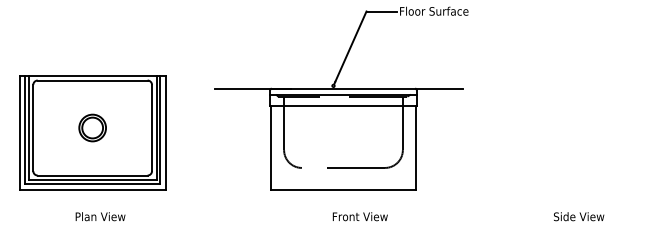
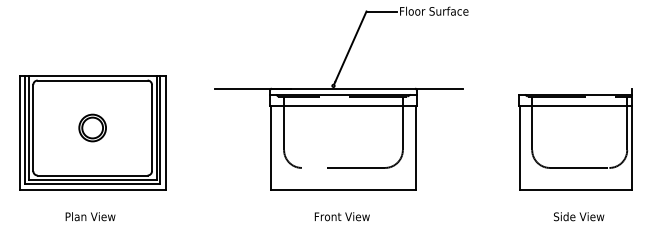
part: none -> present (575, 139)
text position: (100, 216) -> (90, 216) (90, 216)
text position: (359, 216) -> (341, 216) (341, 216)
